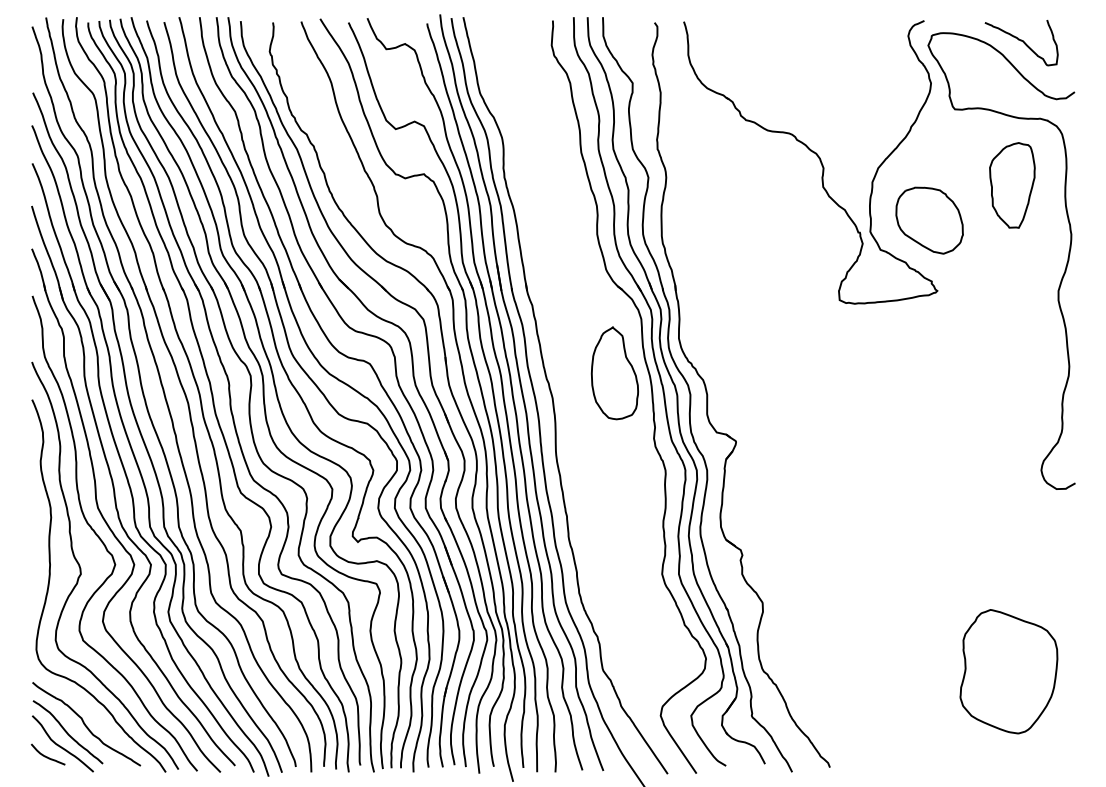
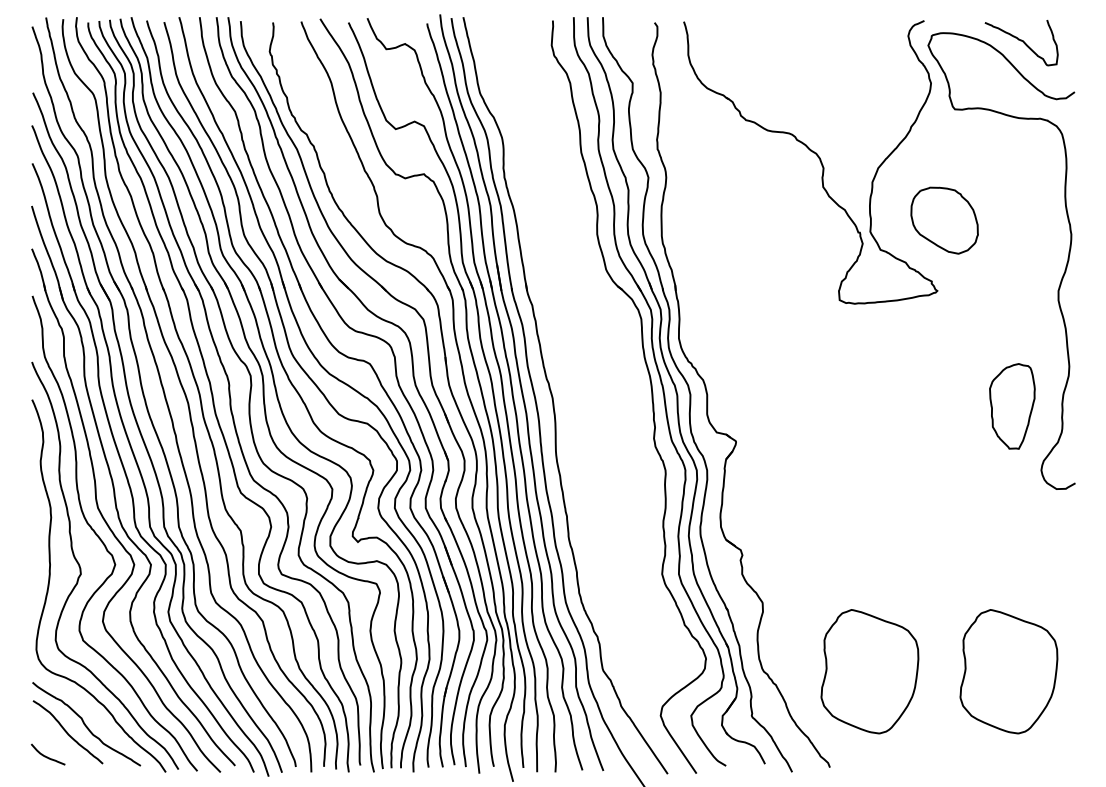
part position: (1012, 185) -> (1012, 406) (1012, 406)
part position: (929, 220) -> (944, 220) (944, 220)
part: present -> none (614, 373)
part: none -> present (869, 671)
curve: present -> none (60, 745)
